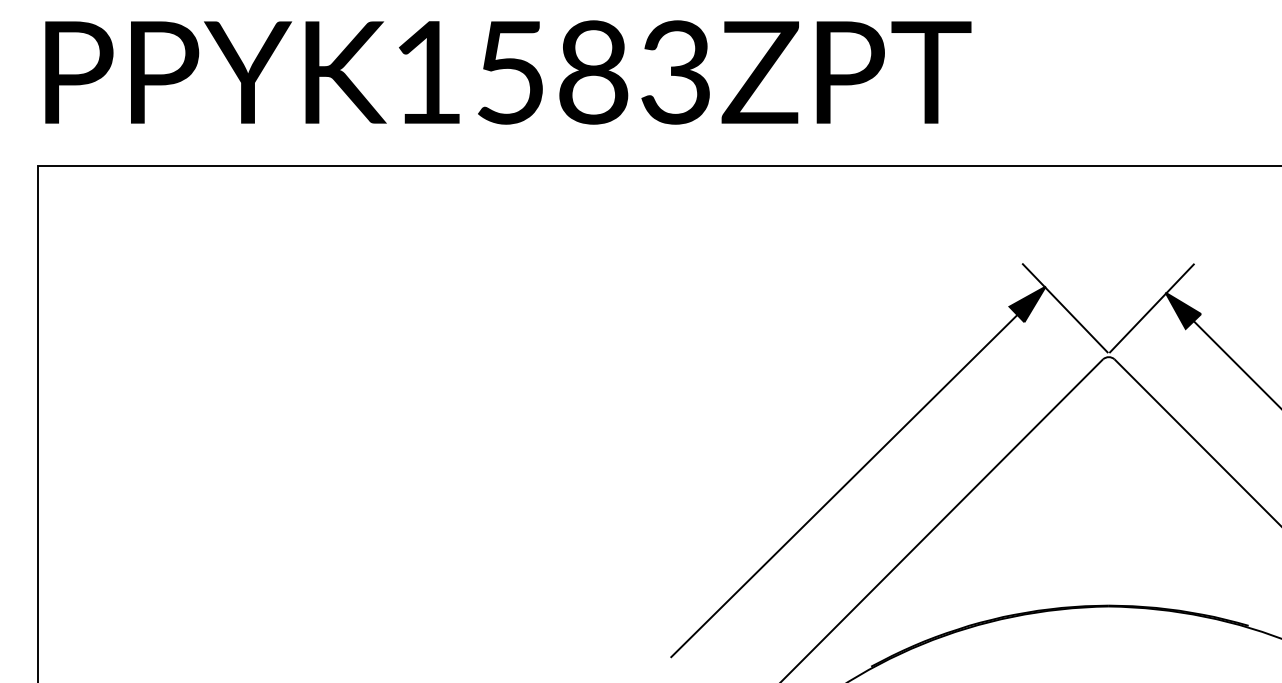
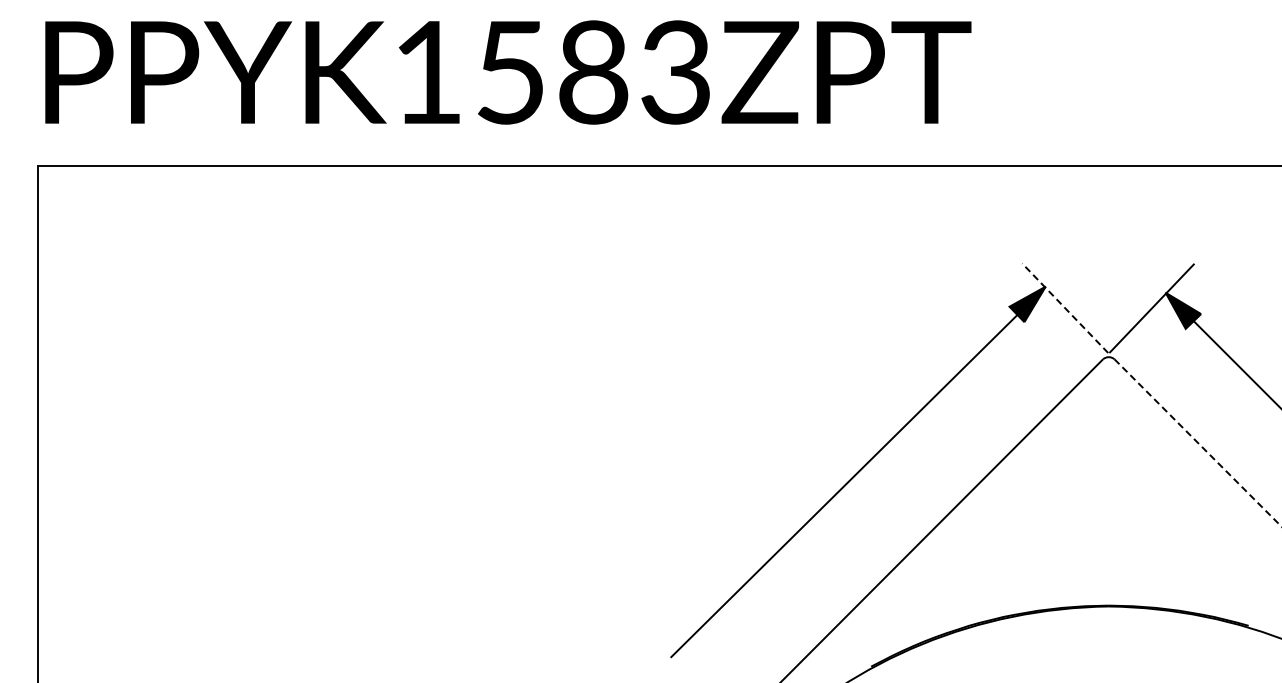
line: solid -> dashed (1064, 307)
line: solid -> dashed (1198, 443)
